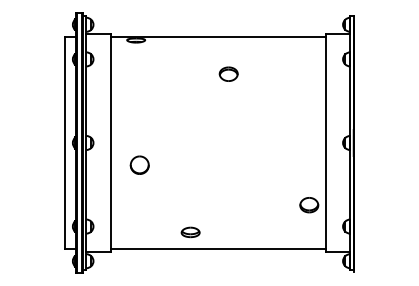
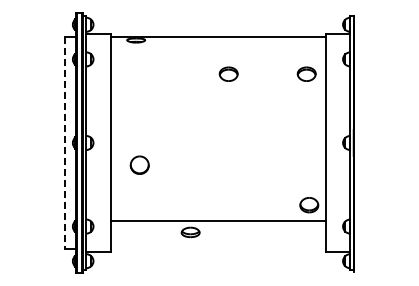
part: none -> present (306, 73)
line: solid -> dashed (65, 143)
line position: (218, 248) -> (218, 220) (218, 220)
